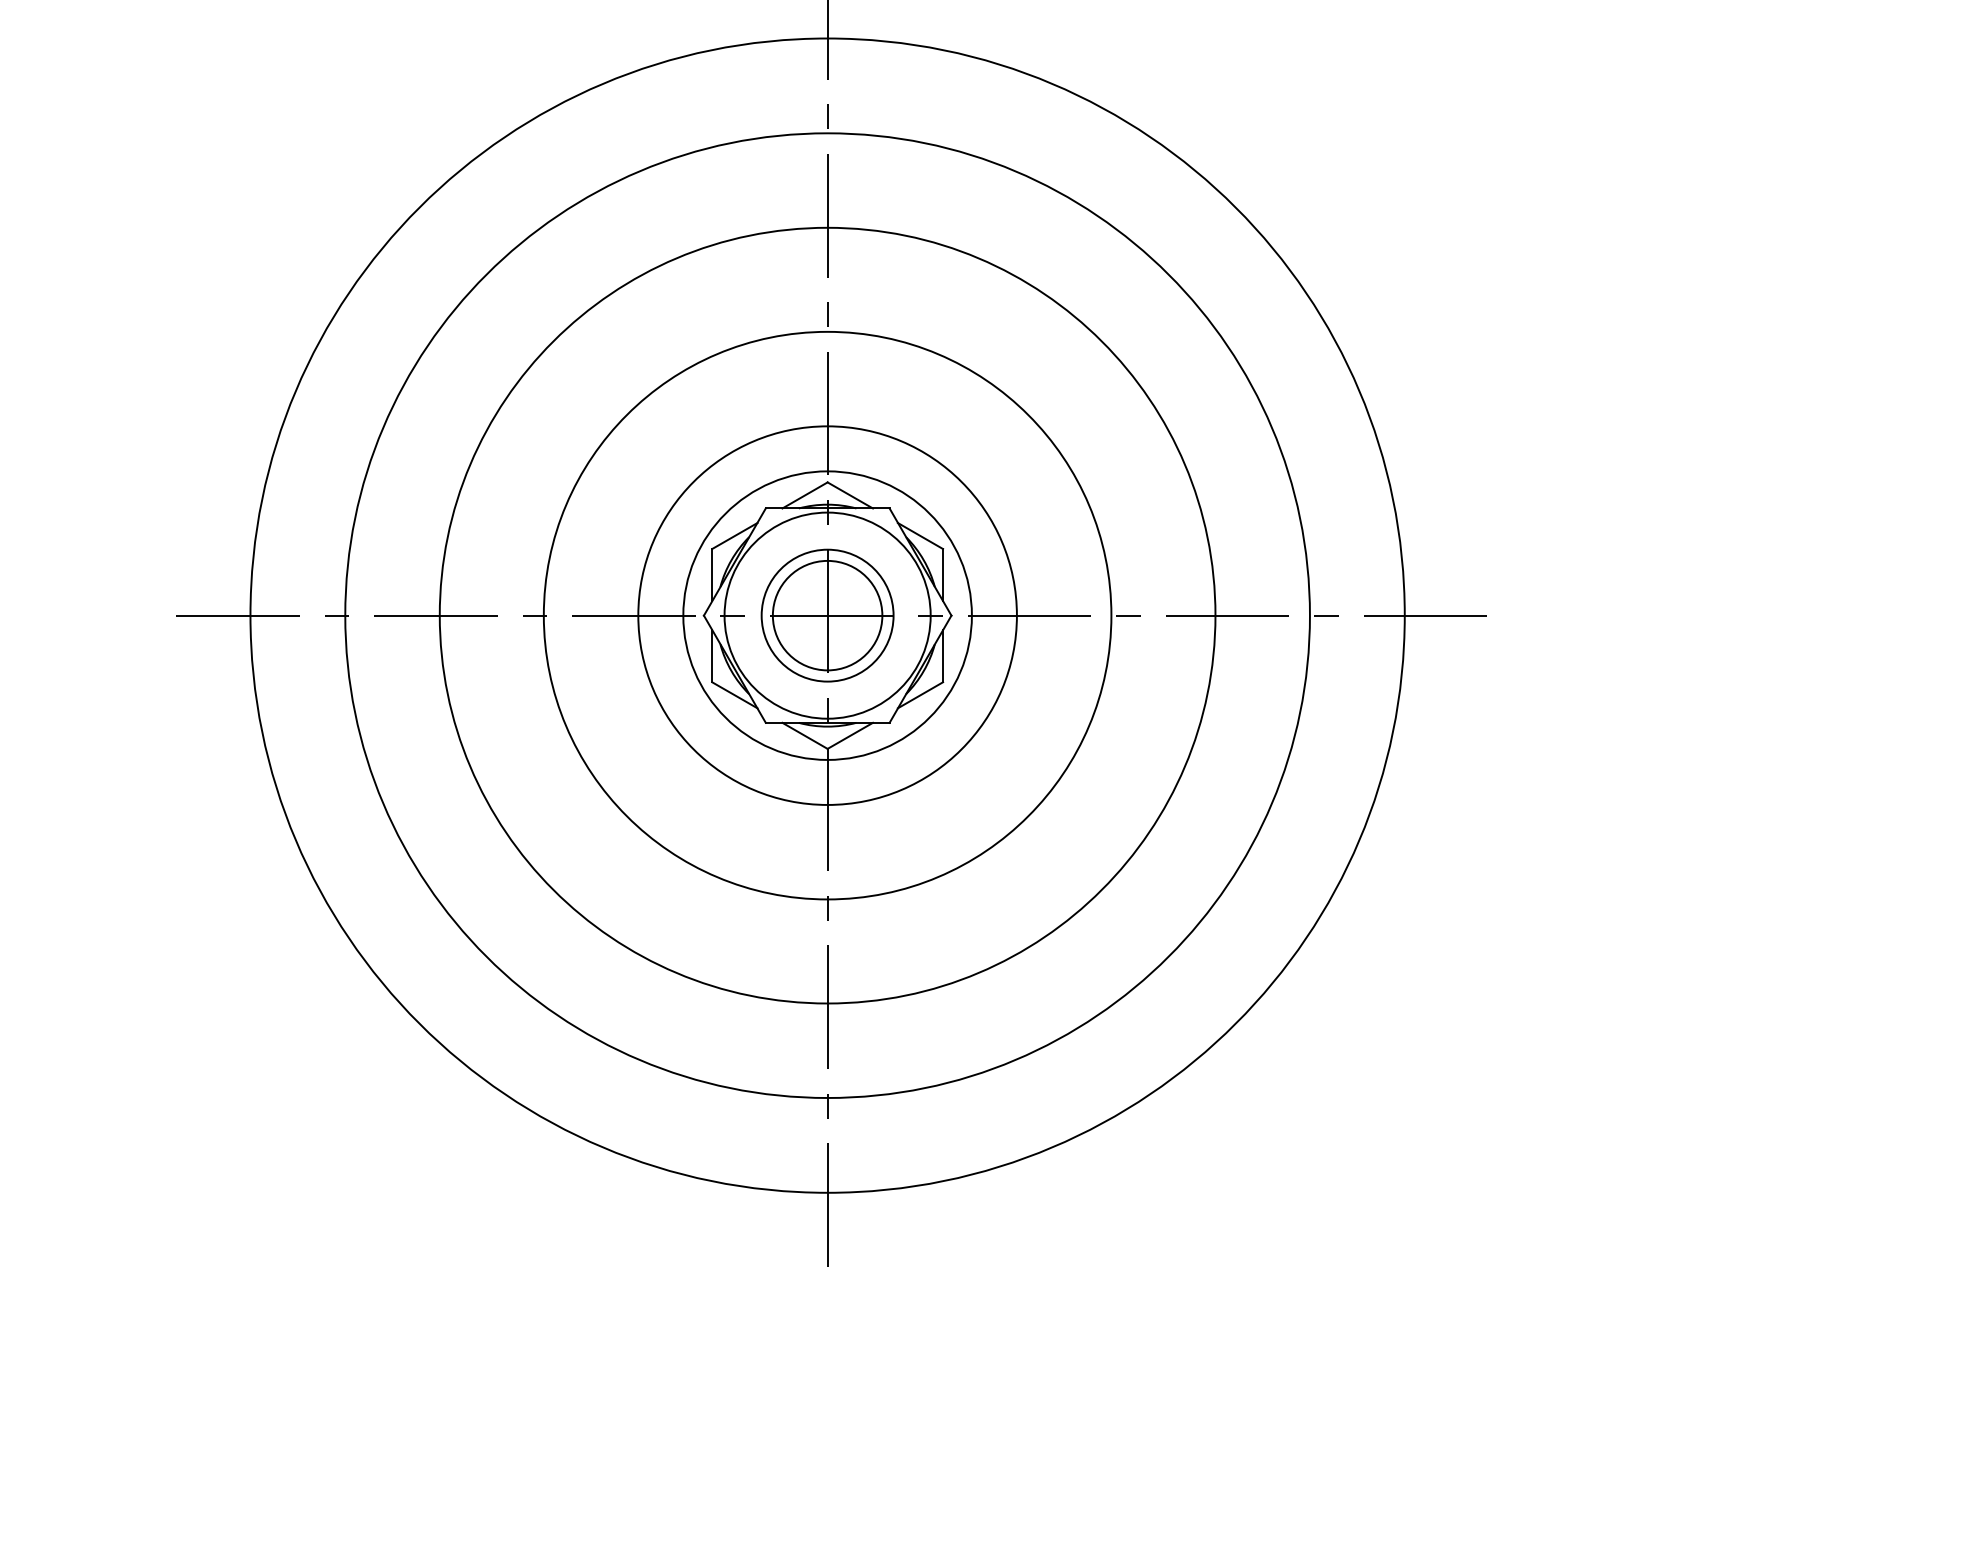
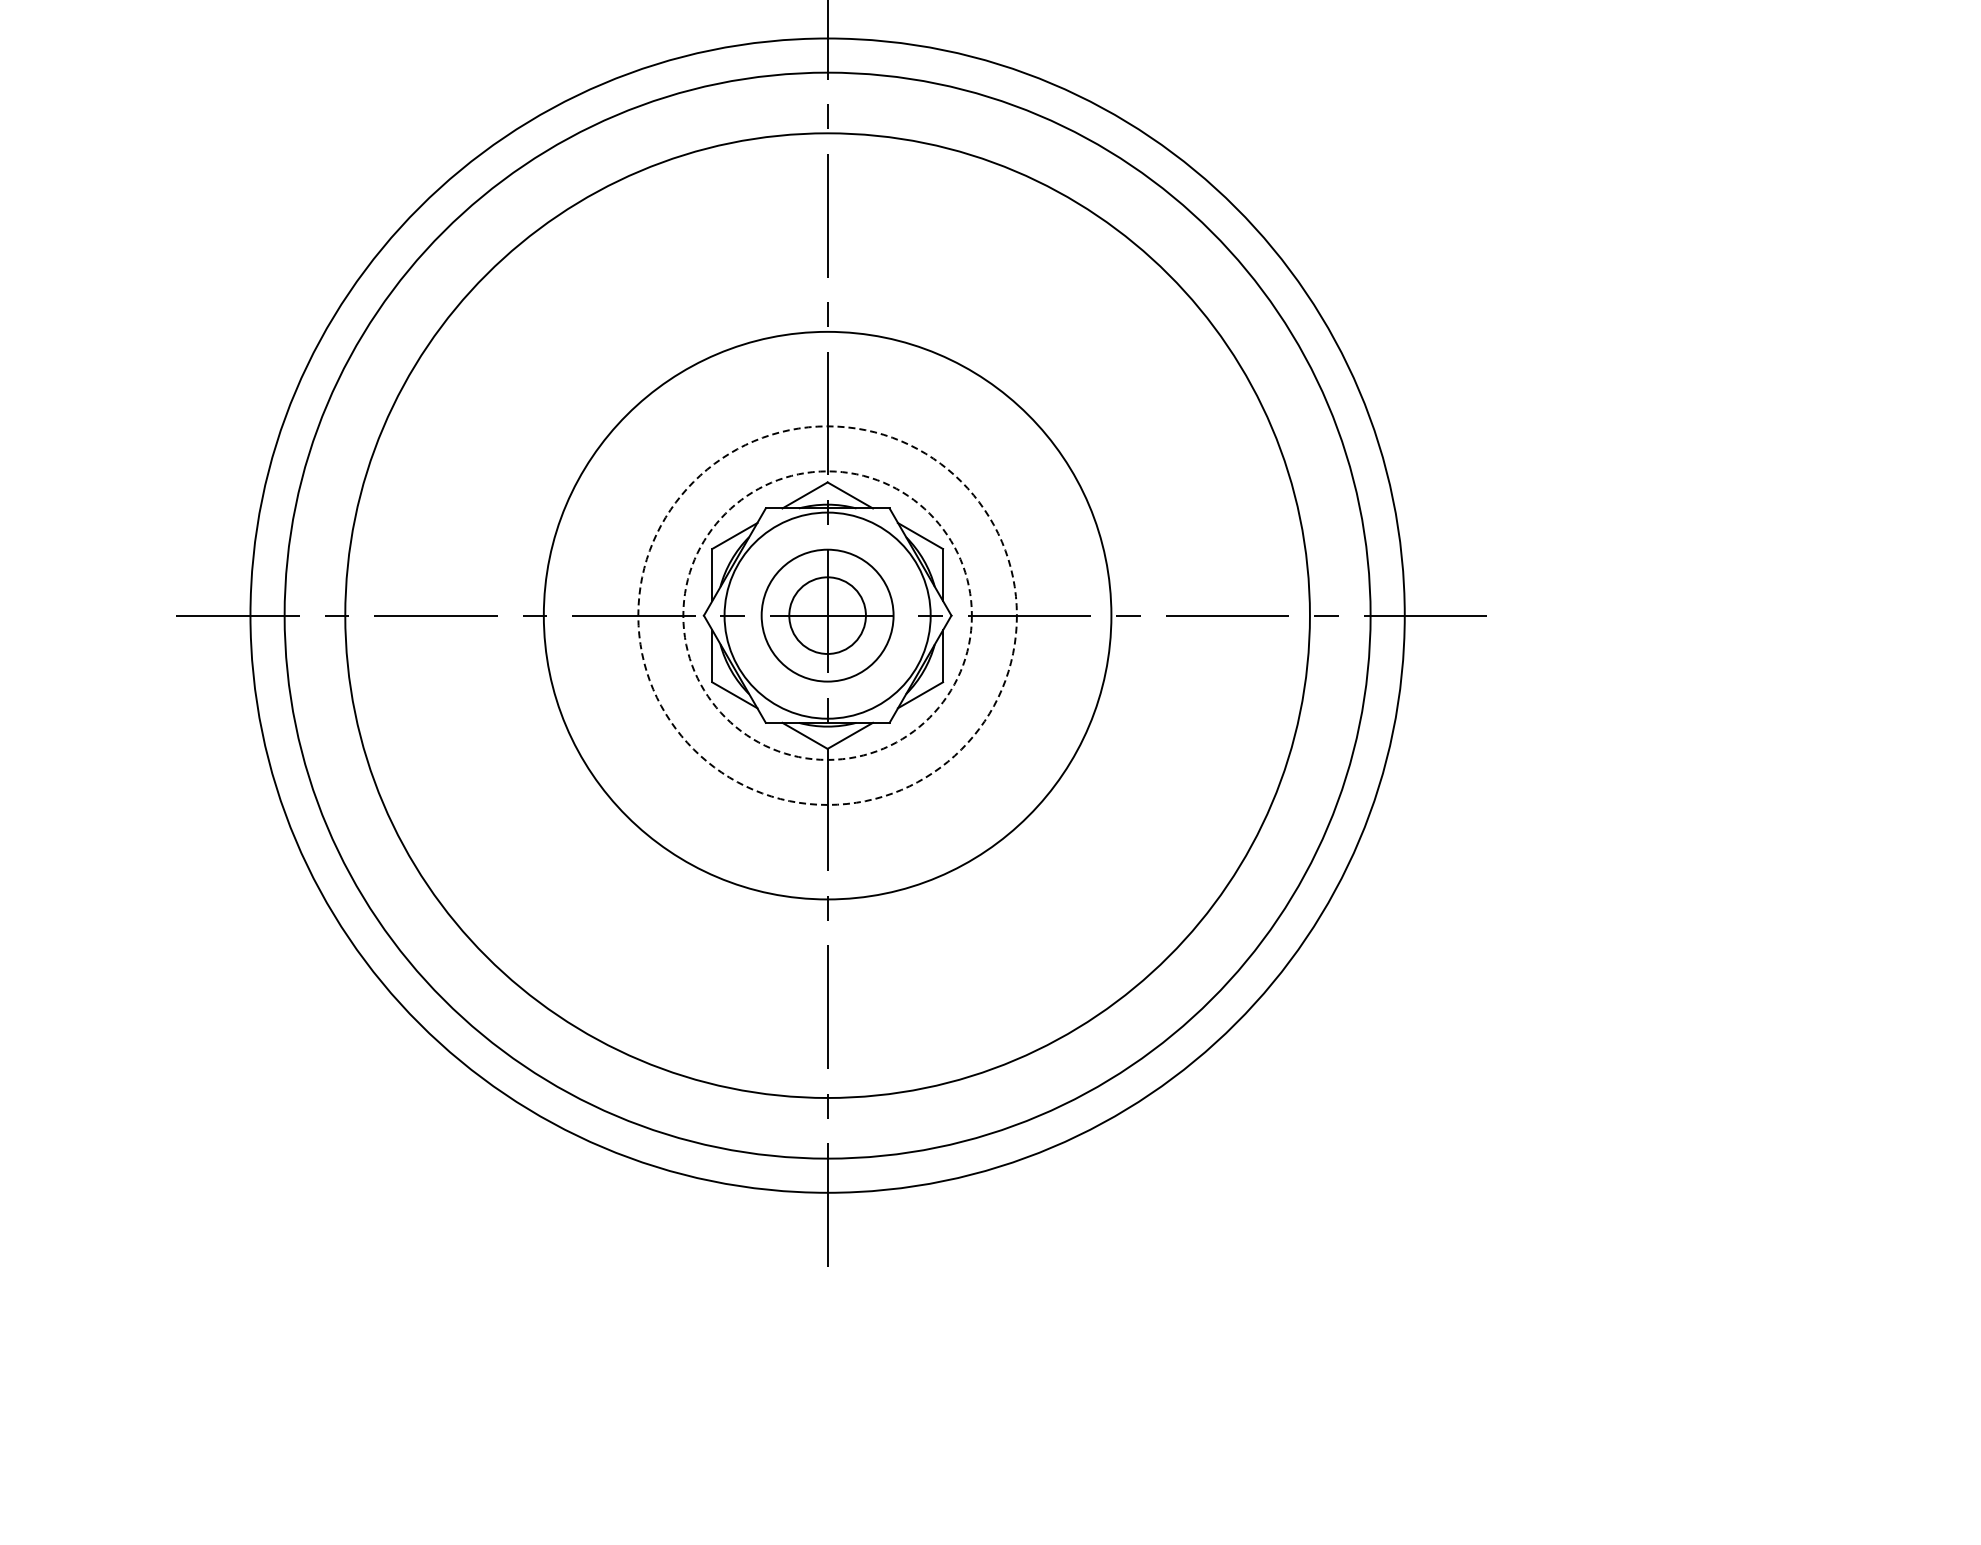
circle diameter: 109 px -> 77 px (827, 615)
circle diameter: 776 px -> 1086 px (827, 615)
circle: solid -> dashed (827, 615)
circle: solid -> dashed (827, 615)
